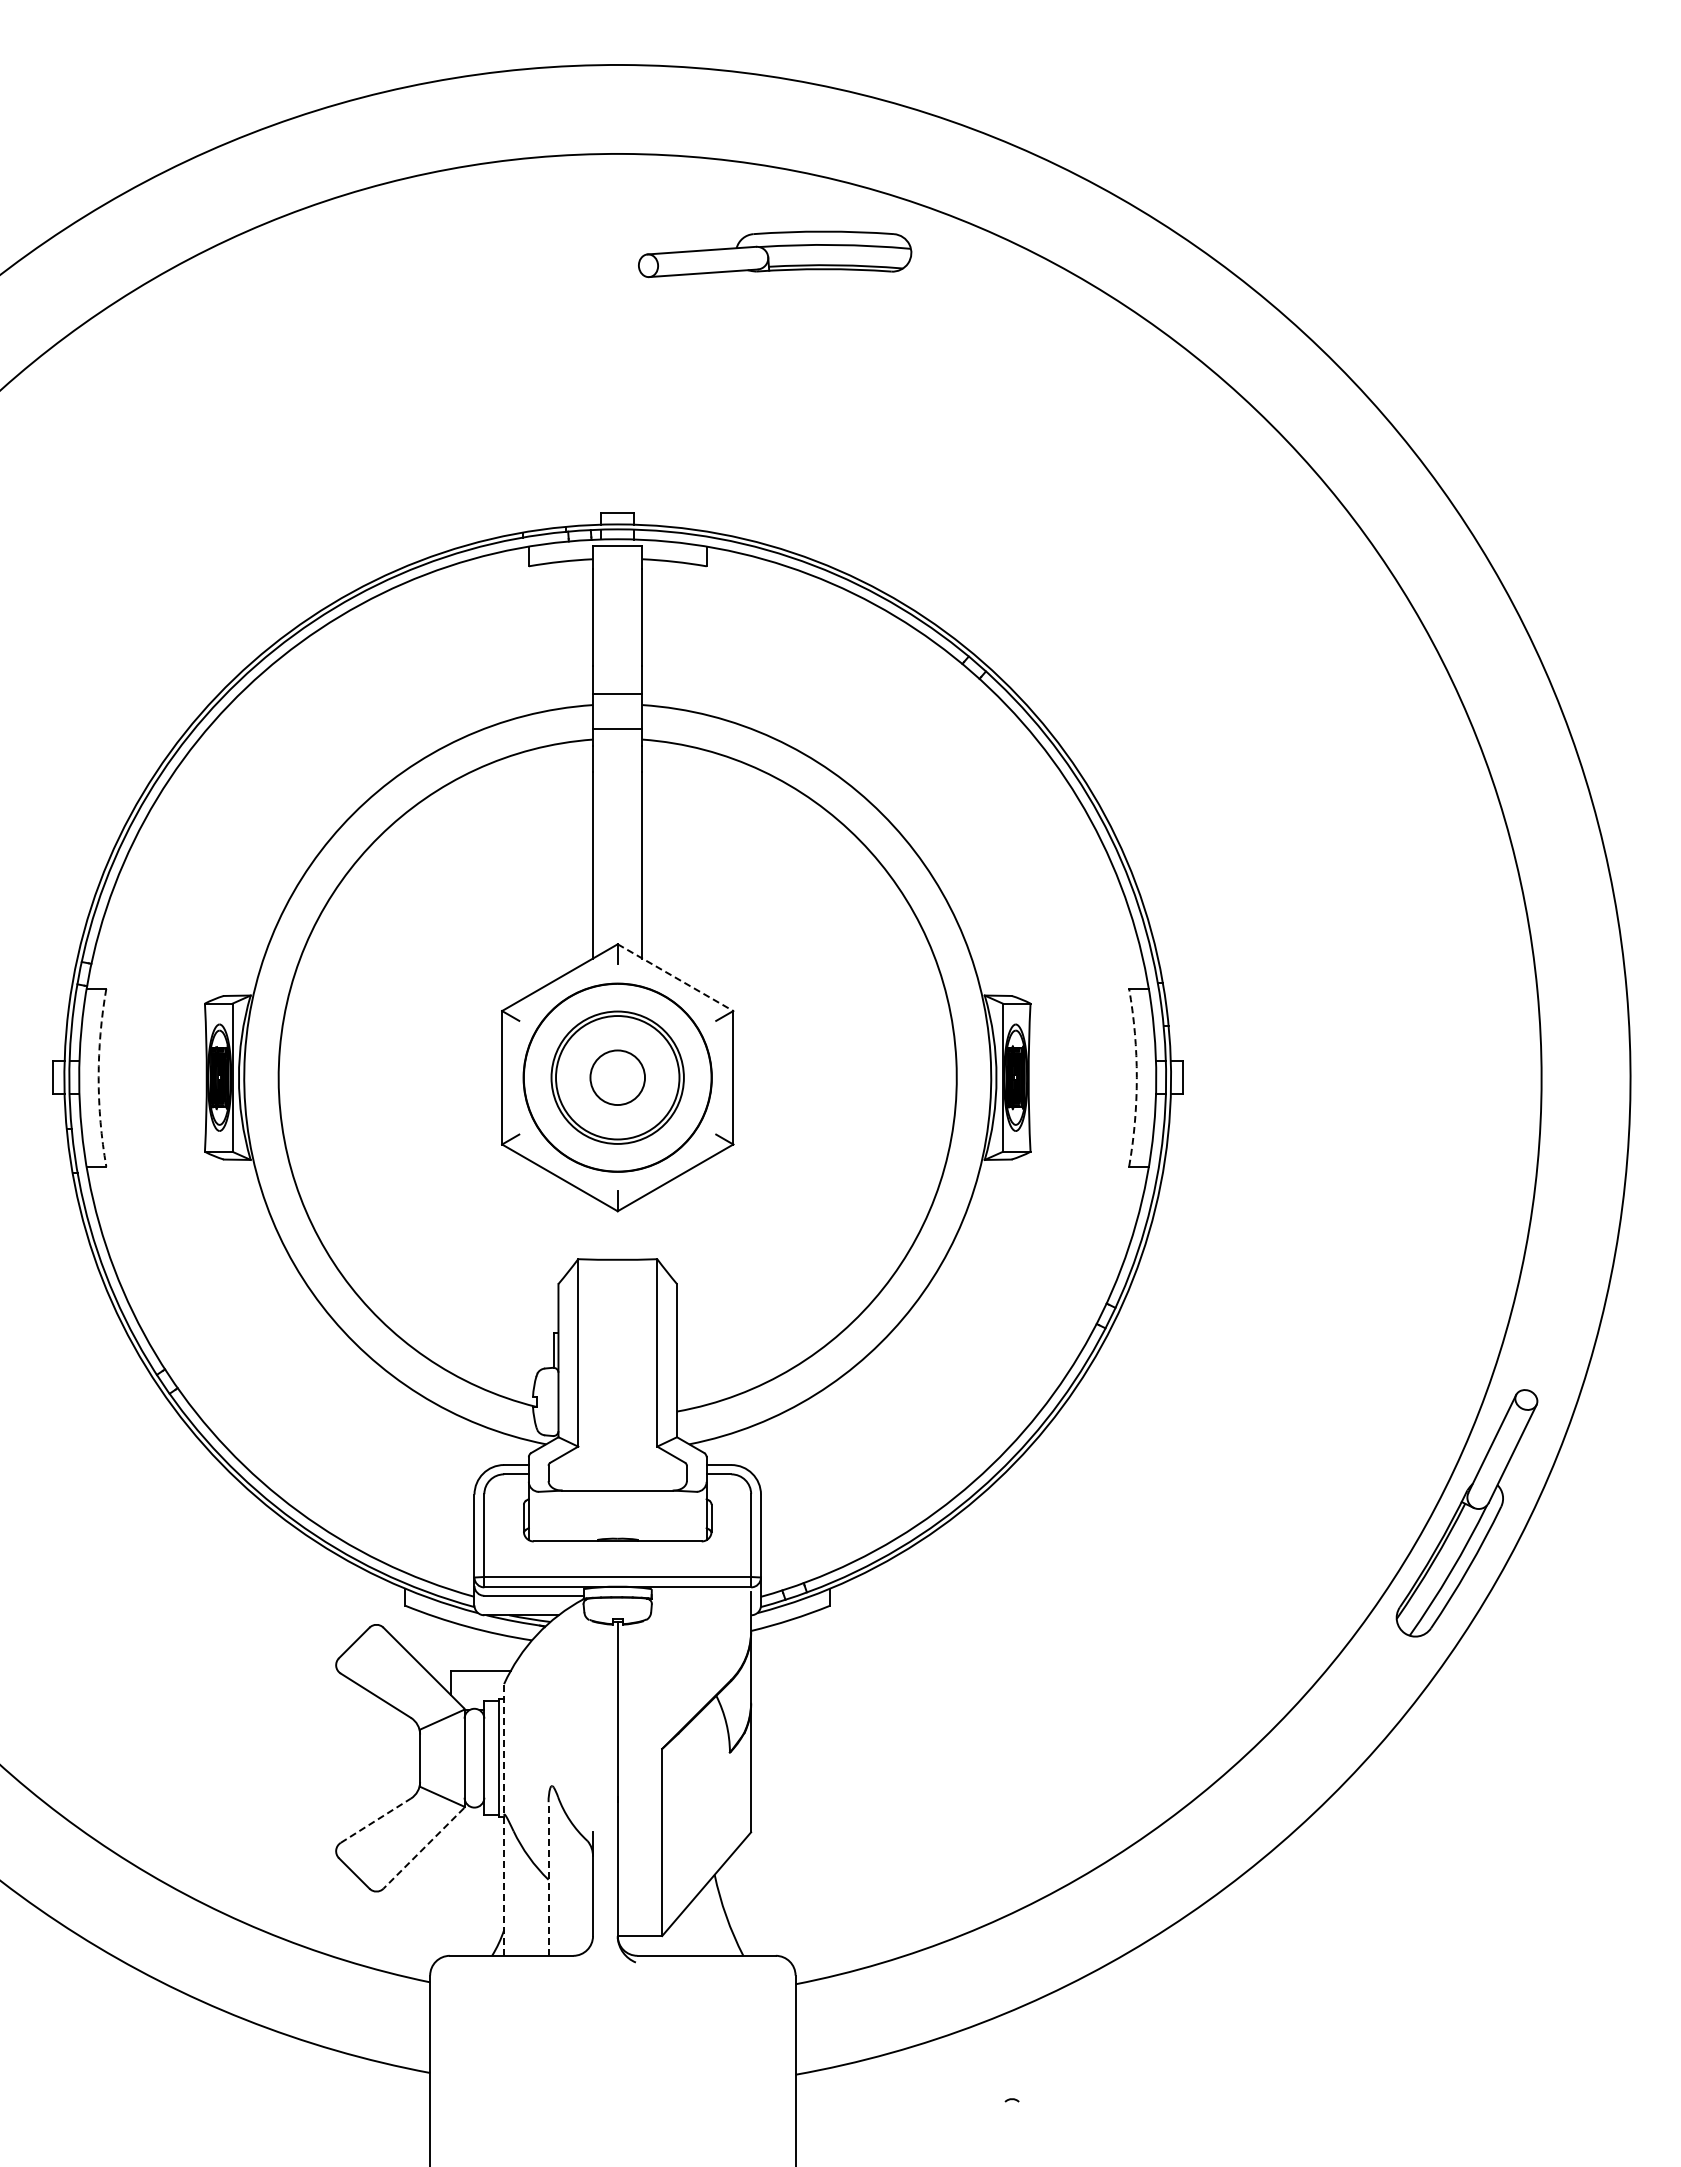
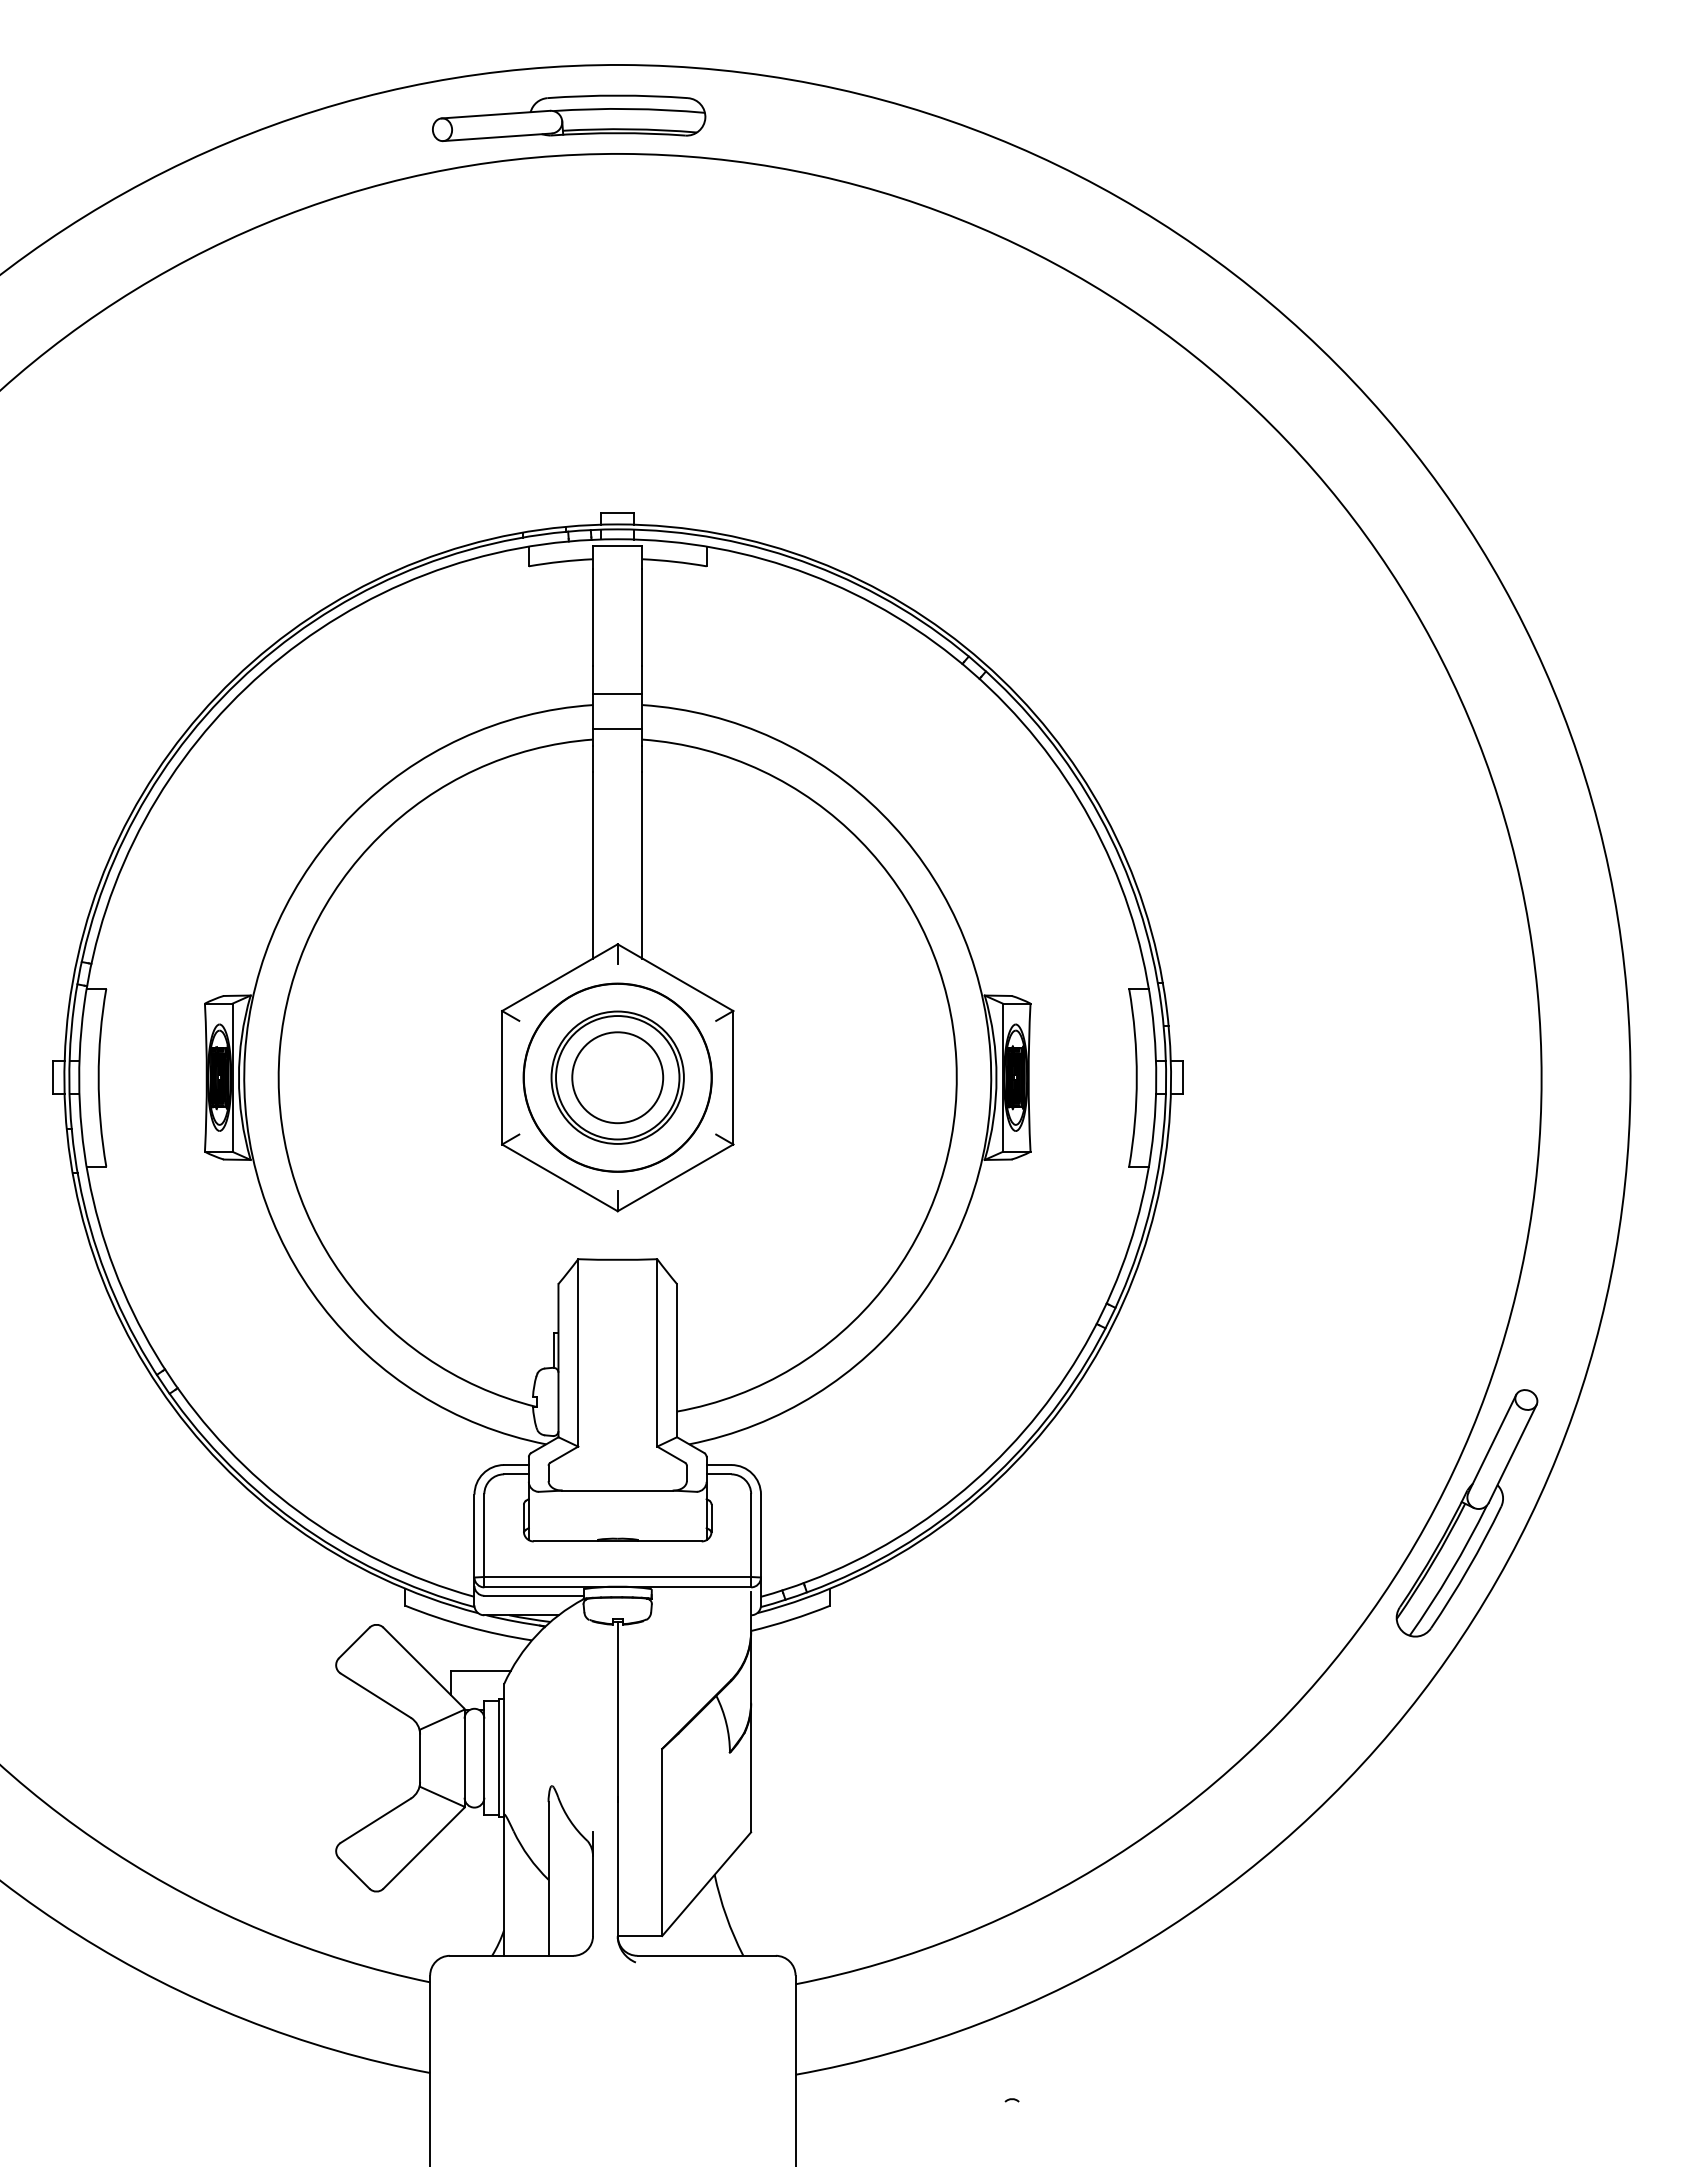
part position: (775, 254) -> (569, 118) (569, 118)
line: dashed -> solid (675, 977)
arc: dashed -> solid (98, 1077)
circle diameter: 55 px -> 91 px (617, 1077)
arc: dashed -> solid (1136, 1077)
line: dashed -> solid (504, 1819)
line: dashed -> solid (376, 1820)
line: dashed -> solid (423, 1848)
line: dashed -> solid (548, 1878)
